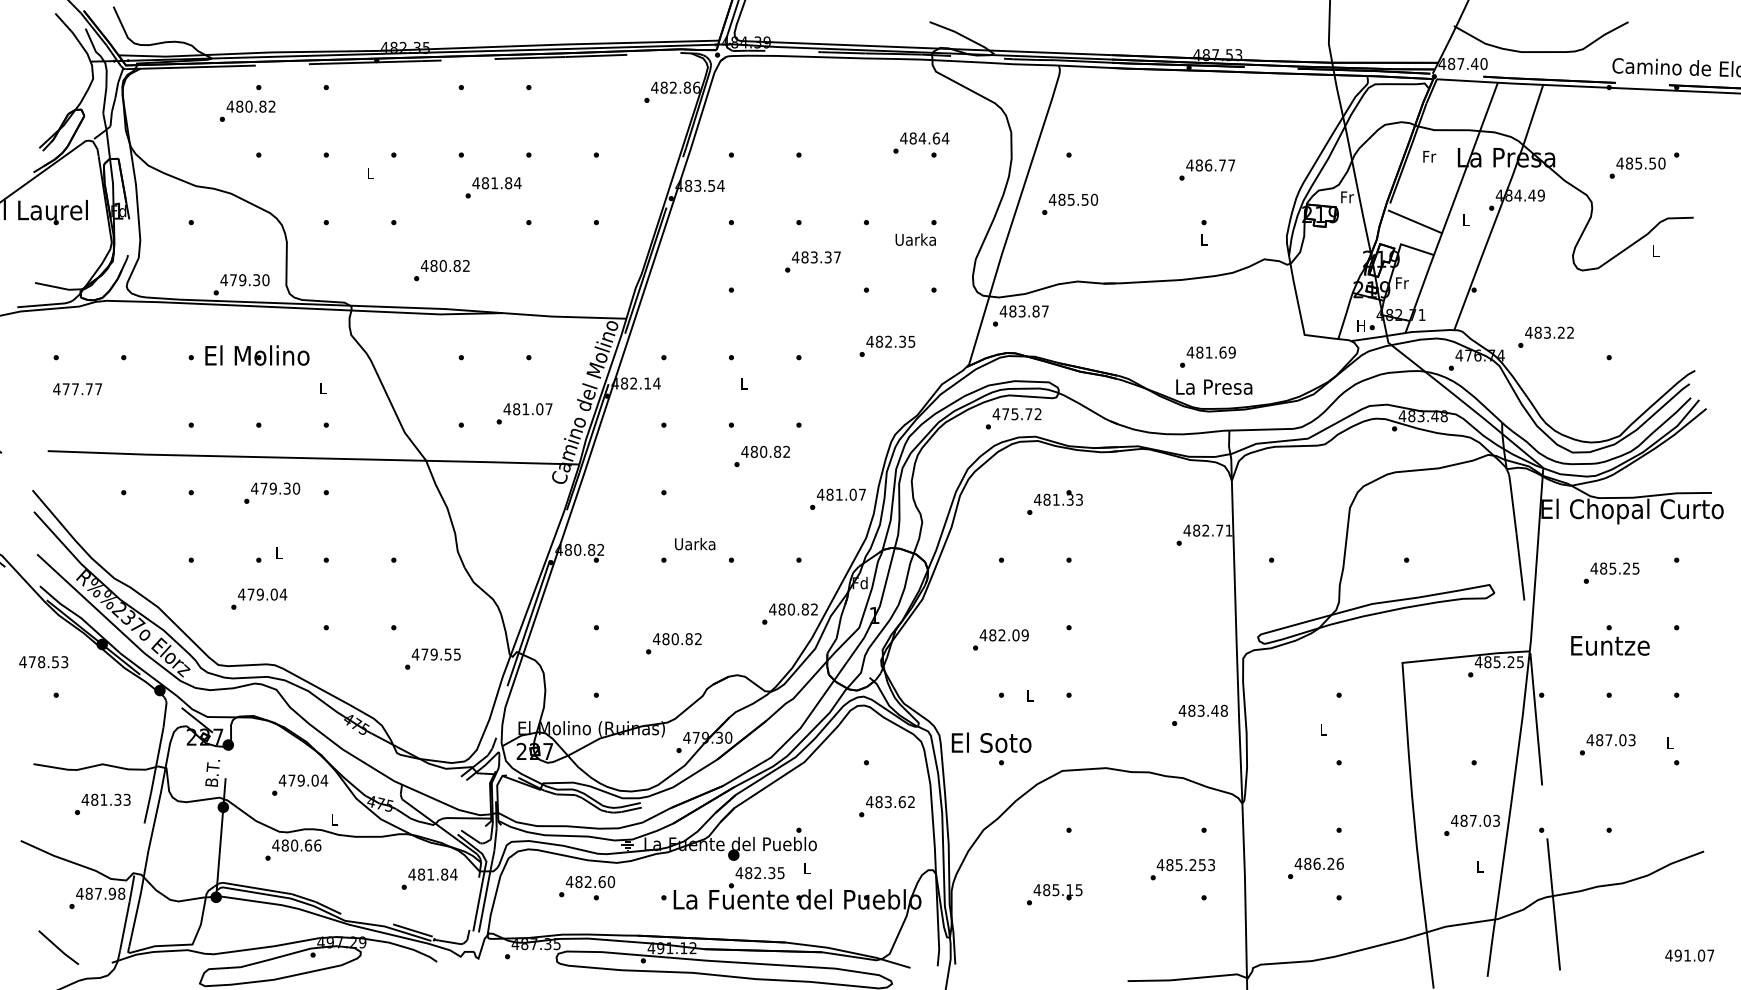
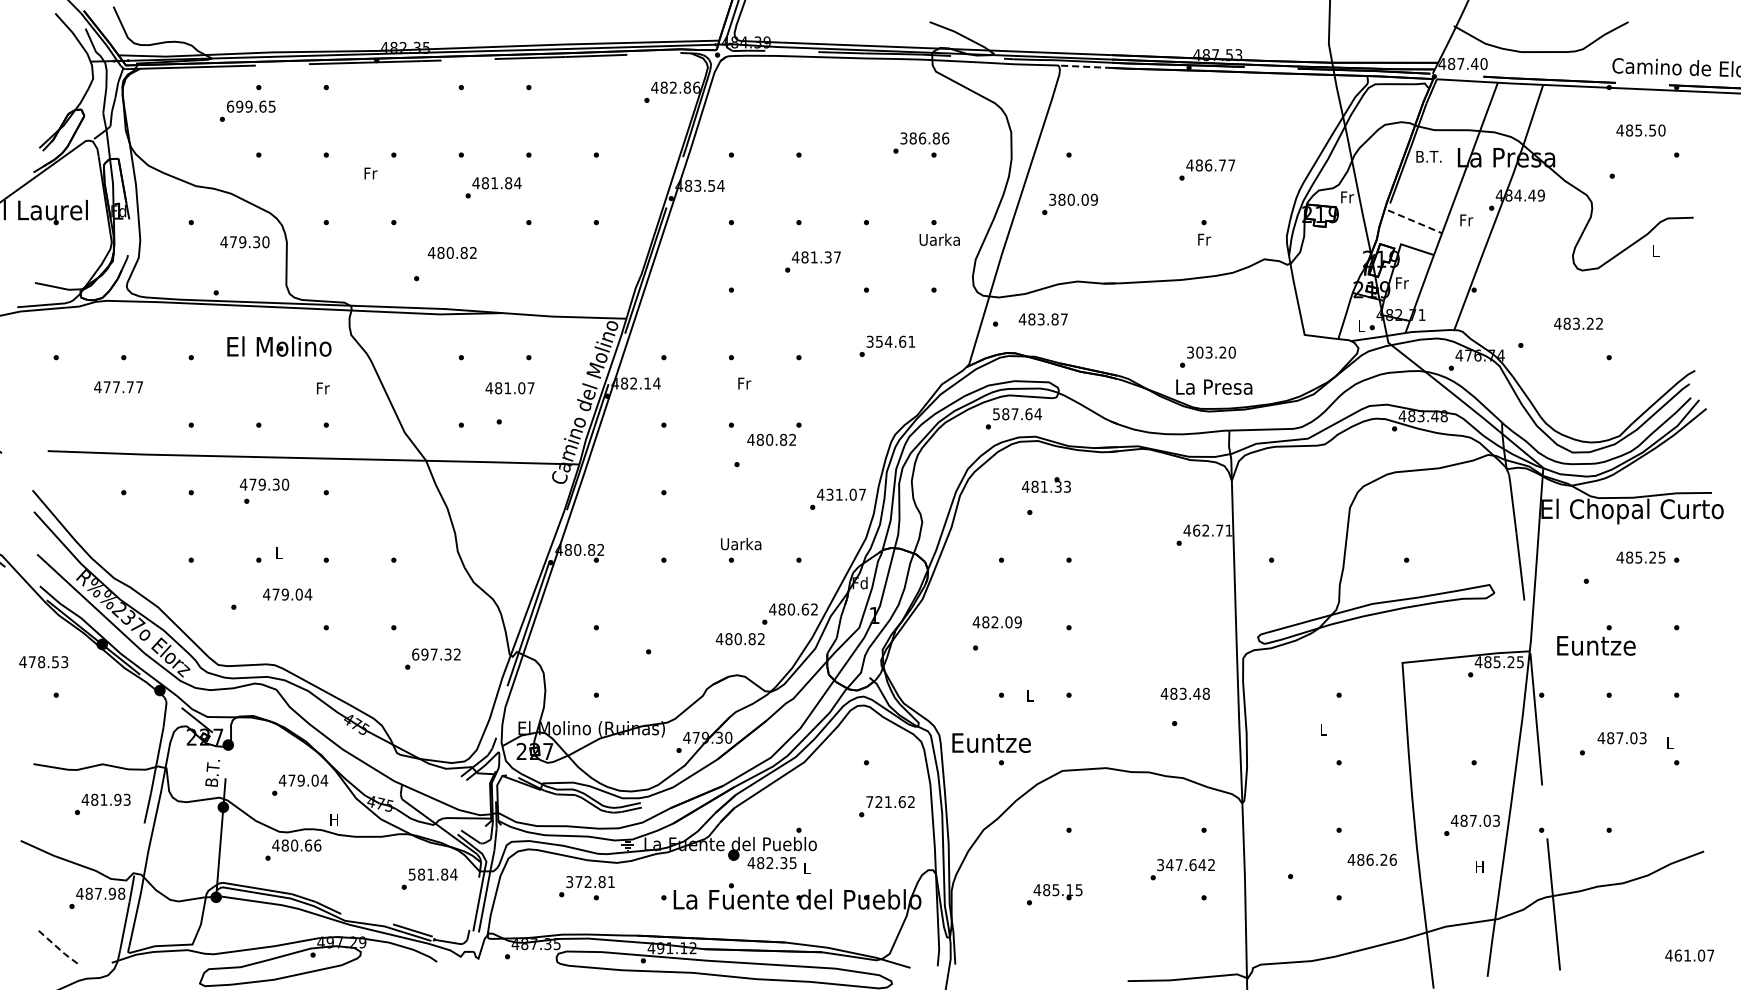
line: solid -> dashed (1085, 66)
text: 480.82 -> 699.65 (250, 106)
text: 484.64 -> 386.86 (924, 138)
text: Fr -> B.T. (1428, 156)
text position: (1640, 163) -> (1640, 130) (1640, 130)
text: L -> Fr (370, 173)
text: 485.50 -> 380.09 (1072, 199)
text: L -> Fr (1466, 220)
line: solid -> dashed (1415, 222)
text position: (915, 239) -> (939, 239) (939, 239)
text: L -> Fr (1204, 239)
text: 483.37 -> 481.37 (813, 257)
text position: (444, 265) -> (451, 252) (451, 252)
text position: (244, 280) -> (244, 242) (244, 242)
text position: (1023, 311) -> (1042, 319) (1042, 319)
text: H -> L (1360, 325)
text position: (1549, 332) -> (1578, 323) (1578, 323)
text: 482.35 -> 354.61 (890, 341)
text: 481.69 -> 303.20 (1210, 352)
text position: (257, 355) -> (279, 346) (279, 346)
text: L -> Fr (744, 383)
text: L -> Fr (323, 388)
text position: (77, 389) -> (118, 387) (118, 387)
text position: (527, 409) -> (509, 388) (509, 388)
text: 475.72 -> 587.64 (1016, 414)
text position: (765, 451) -> (771, 439) (771, 439)
text position: (275, 488) -> (264, 484) (264, 484)
text: 481.07 -> 431.07 (829, 494)
text position: (1058, 497) -> (1046, 484) (1046, 484)
text: 482.71 -> 462.71 (1196, 530)
text position: (695, 543) -> (741, 543) (741, 543)
text position: (1614, 568) -> (1640, 557) (1640, 557)
text position: (262, 594) -> (287, 594) (287, 594)
text: 480.82 -> 480.62 (804, 609)
text position: (1003, 635) -> (996, 622) (996, 622)
text position: (676, 639) -> (739, 639) (739, 639)
text position: (1610, 645) -> (1596, 645) (1596, 645)
text: 479.55 -> 697.32 (435, 654)
text position: (1202, 710) -> (1184, 693) (1184, 693)
text position: (1610, 740) -> (1621, 738) (1621, 738)
text: El Soto -> Euntze (991, 742)
text: 481.33 -> 481.93 (117, 799)
text: 483.62 -> 721.62 (878, 802)
text: L -> H (333, 819)
text position: (1318, 863) -> (1371, 859) (1371, 859)
text: 485.253 -> 347.642 (1185, 865)
text: L -> H (1479, 866)
text position: (759, 873) -> (771, 863) (771, 863)
text: 481.84 -> 581.84 (411, 874)
text: 482.60 -> 372.81 (590, 882)
line: solid -> dashed (58, 948)
text: 491.07 -> 461.07 (1677, 955)
